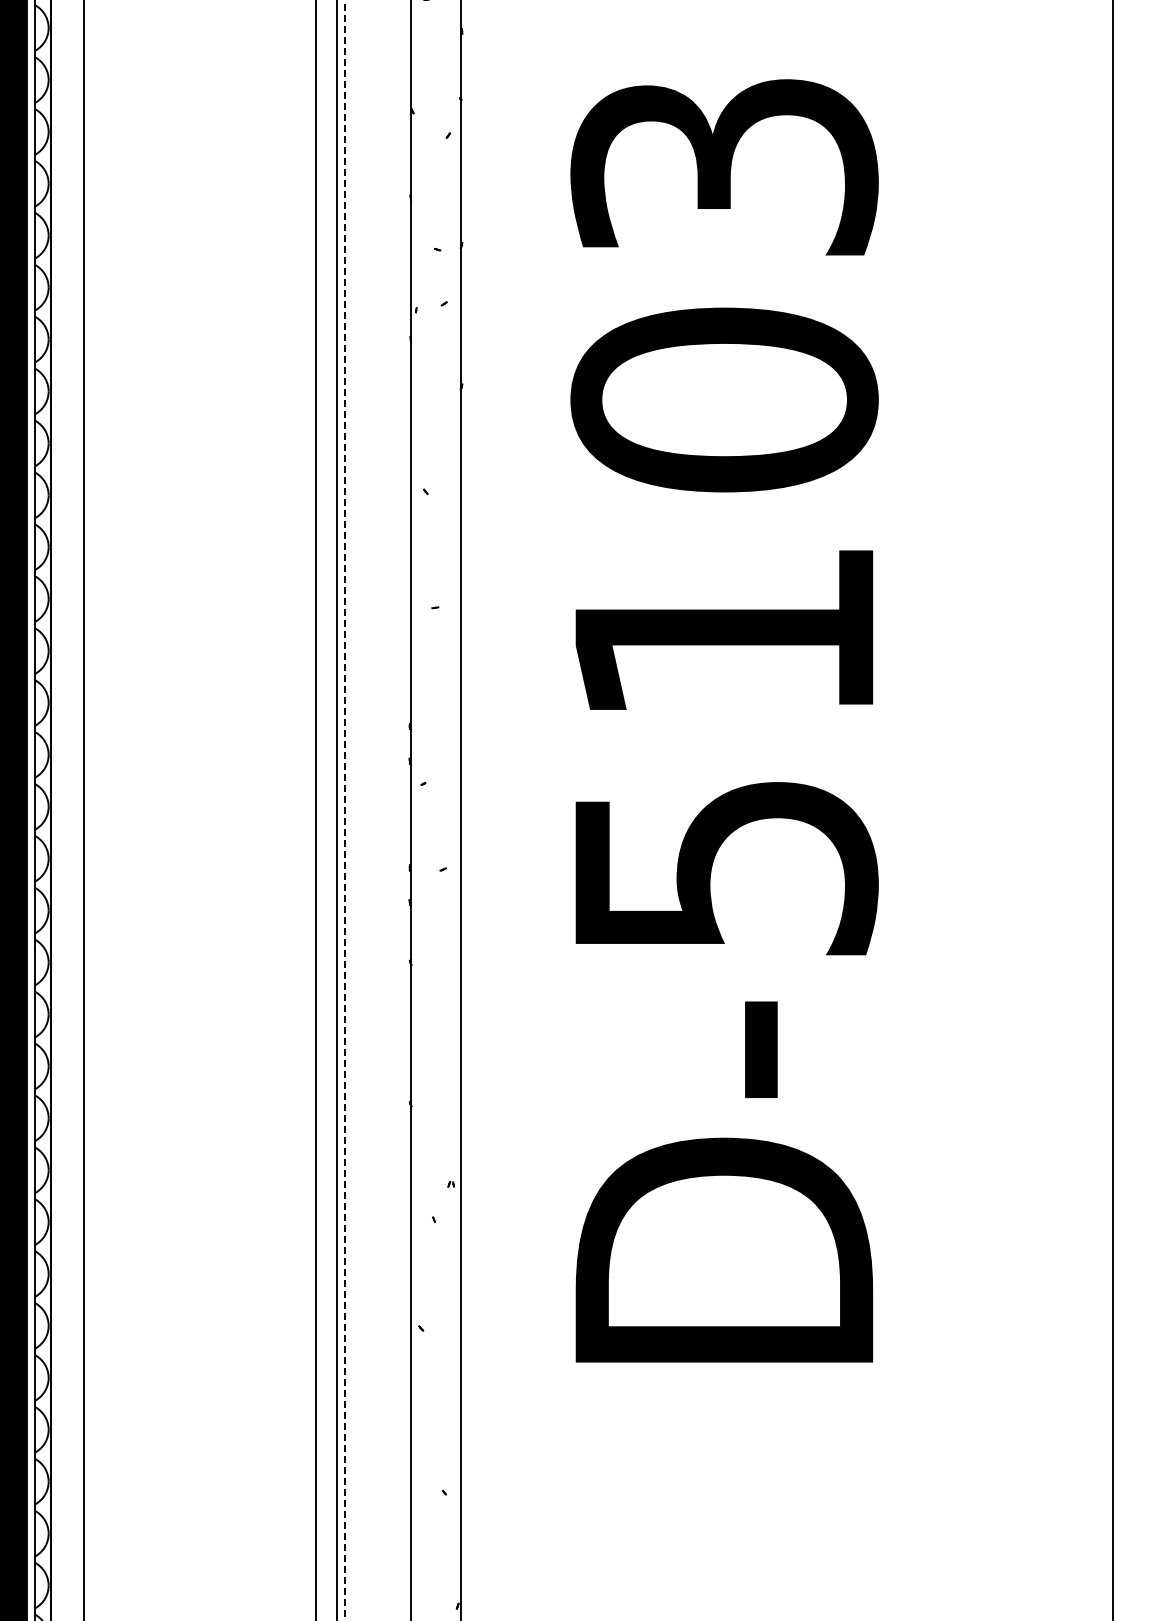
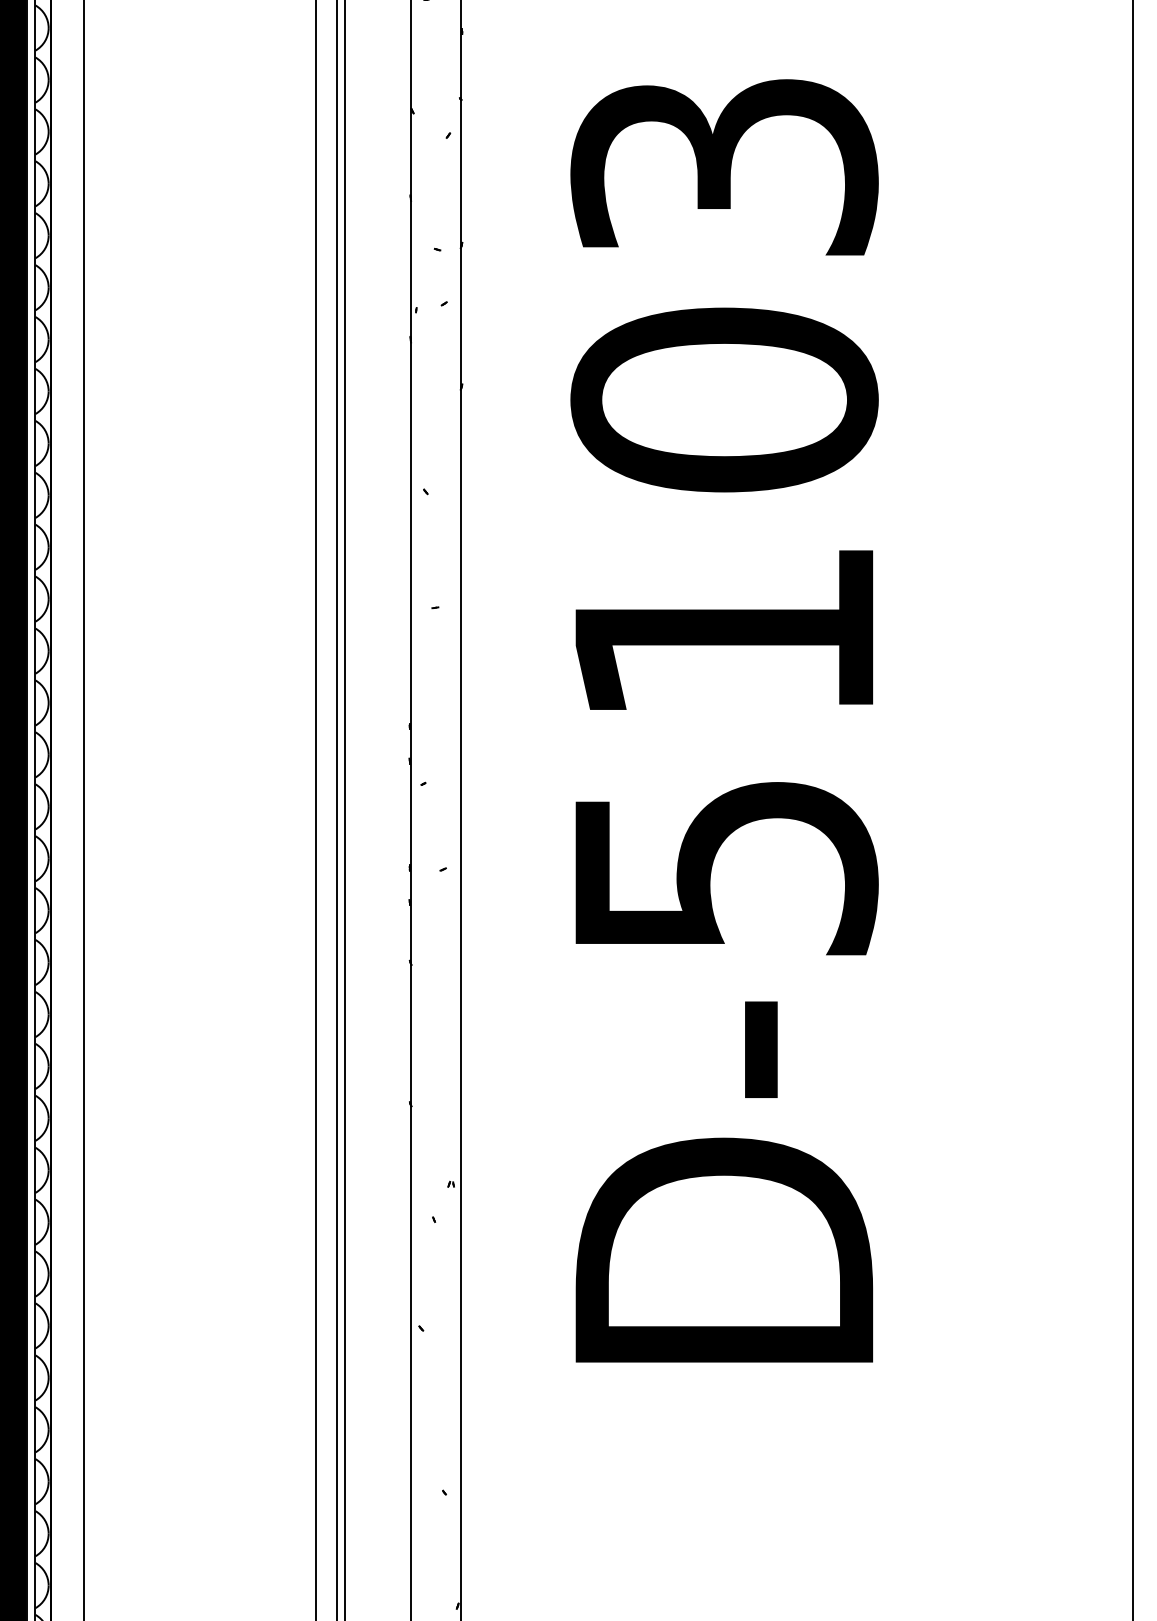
line position: (1112, 809) -> (1132, 809) (1132, 809)
line: dashed -> solid (345, 810)
